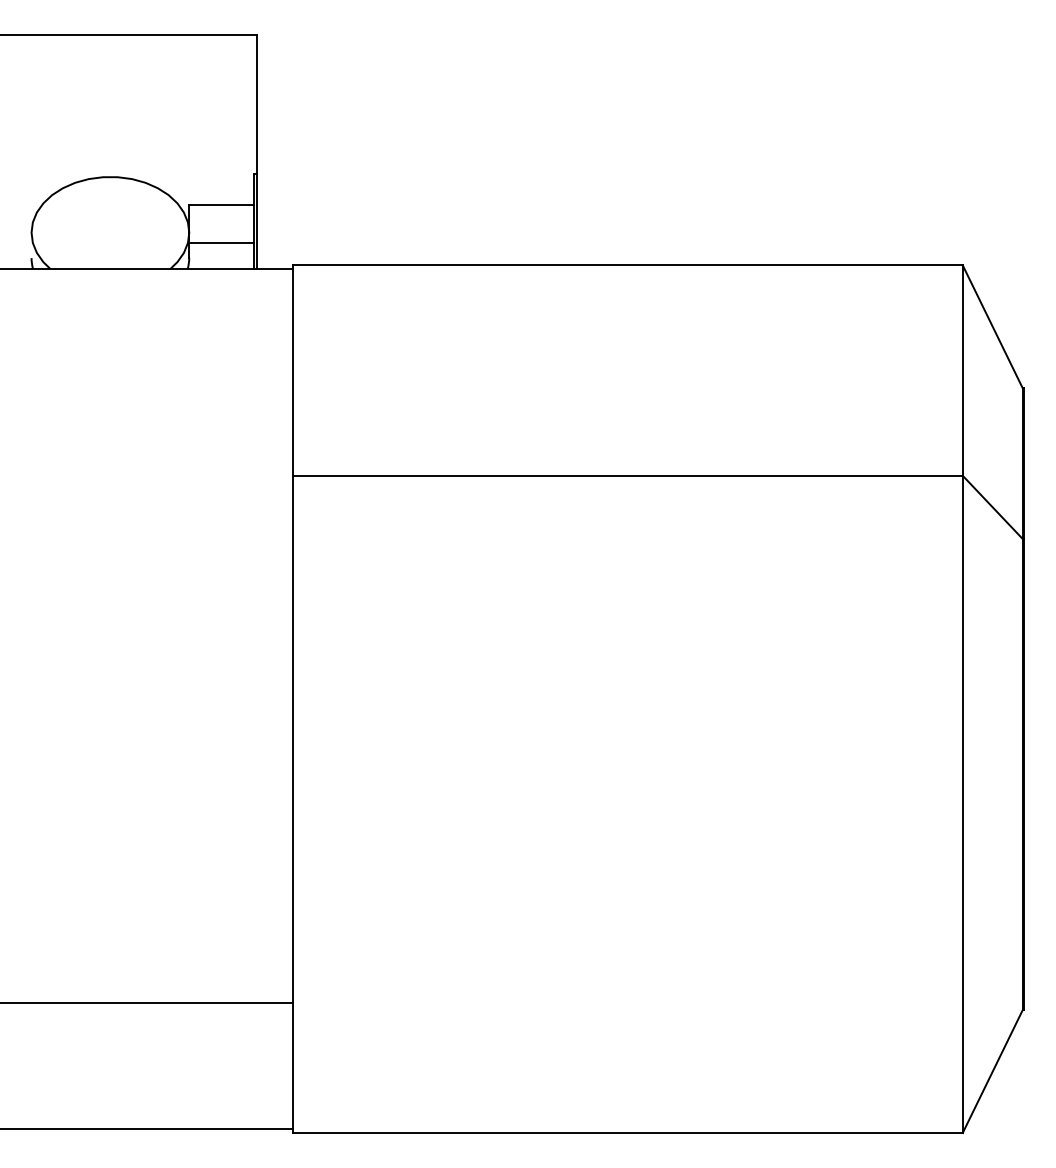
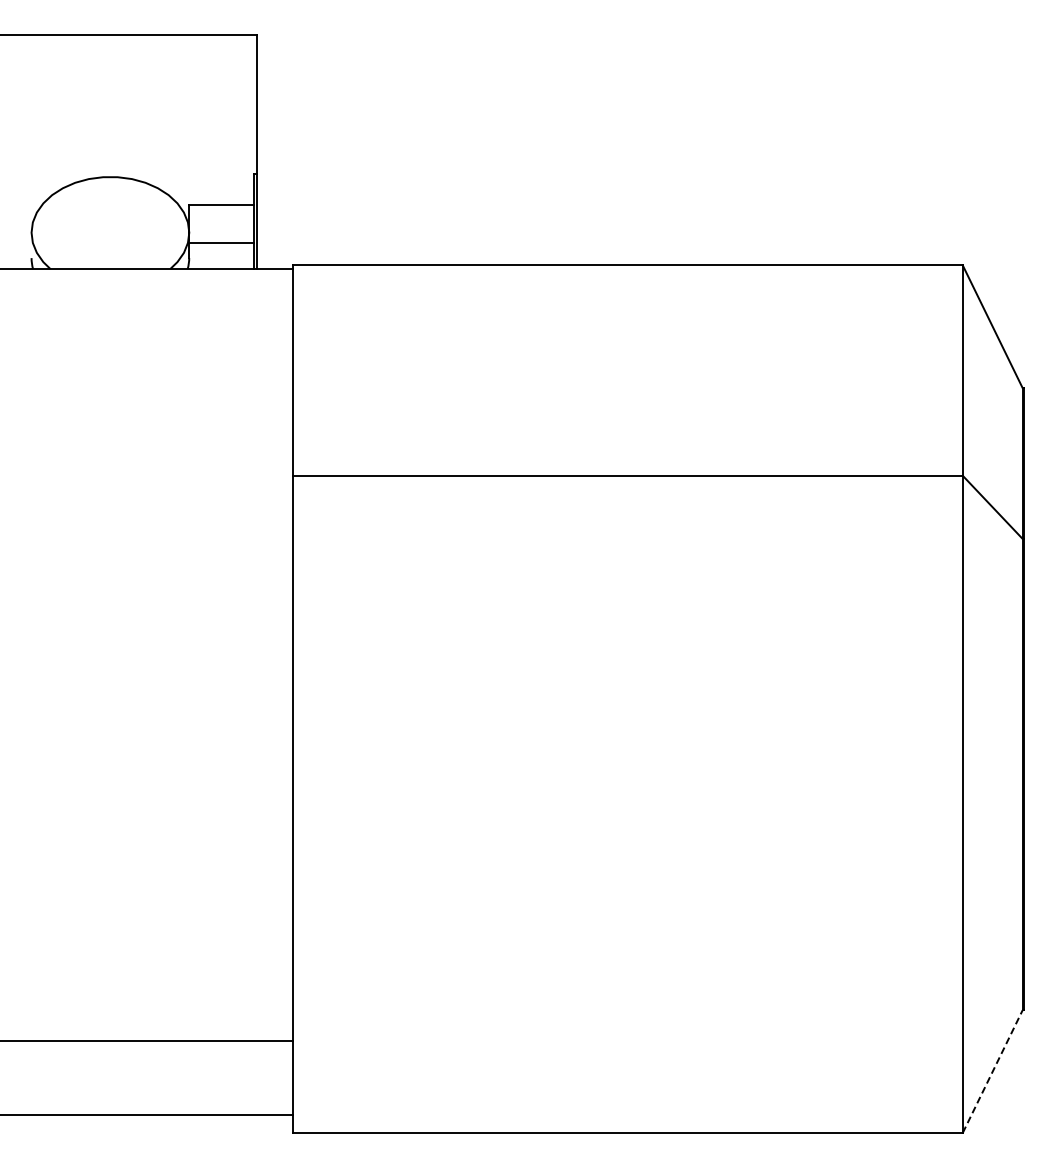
line position: (147, 1003) -> (147, 1041) (147, 1041)
line: solid -> dashed (992, 1071)
line position: (147, 1129) -> (147, 1115) (147, 1115)
